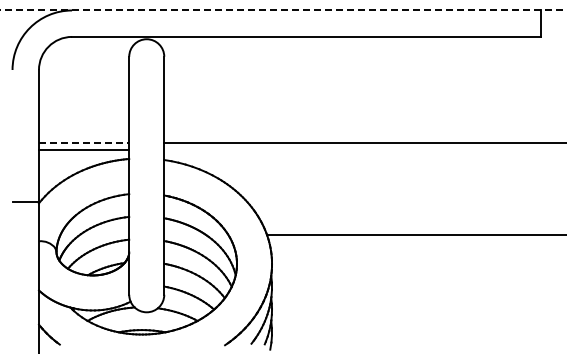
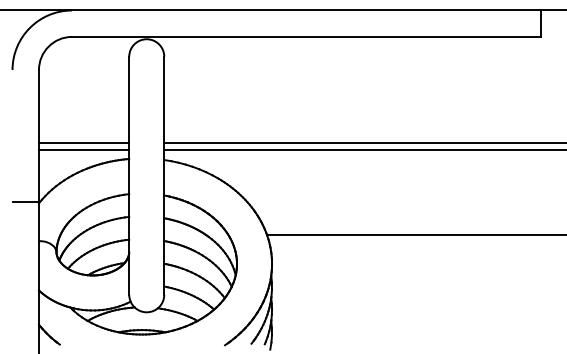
line: dashed -> solid (283, 10)
line: dashed -> solid (84, 142)
line: none -> present (363, 150)
